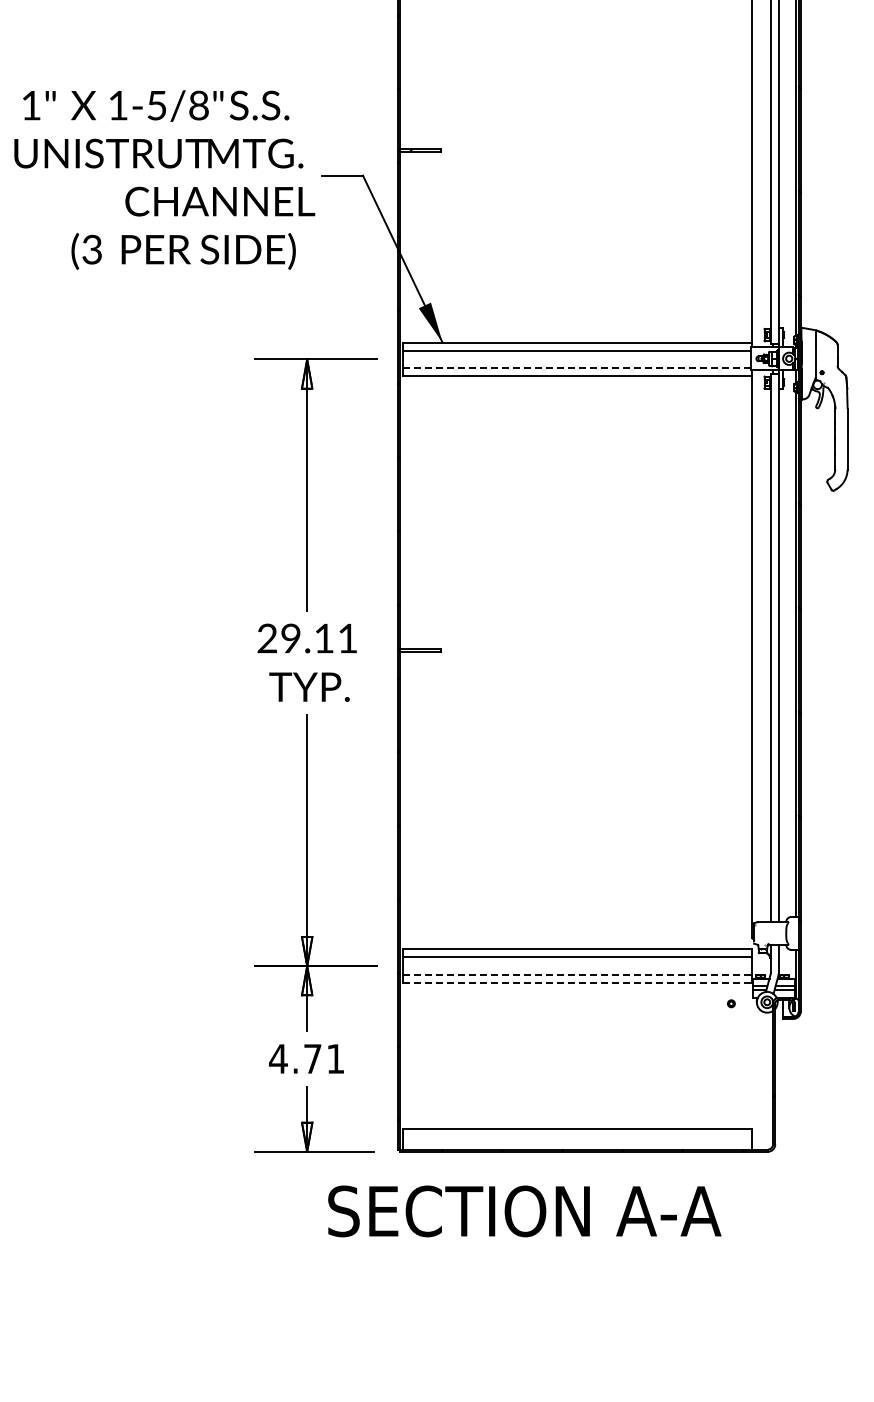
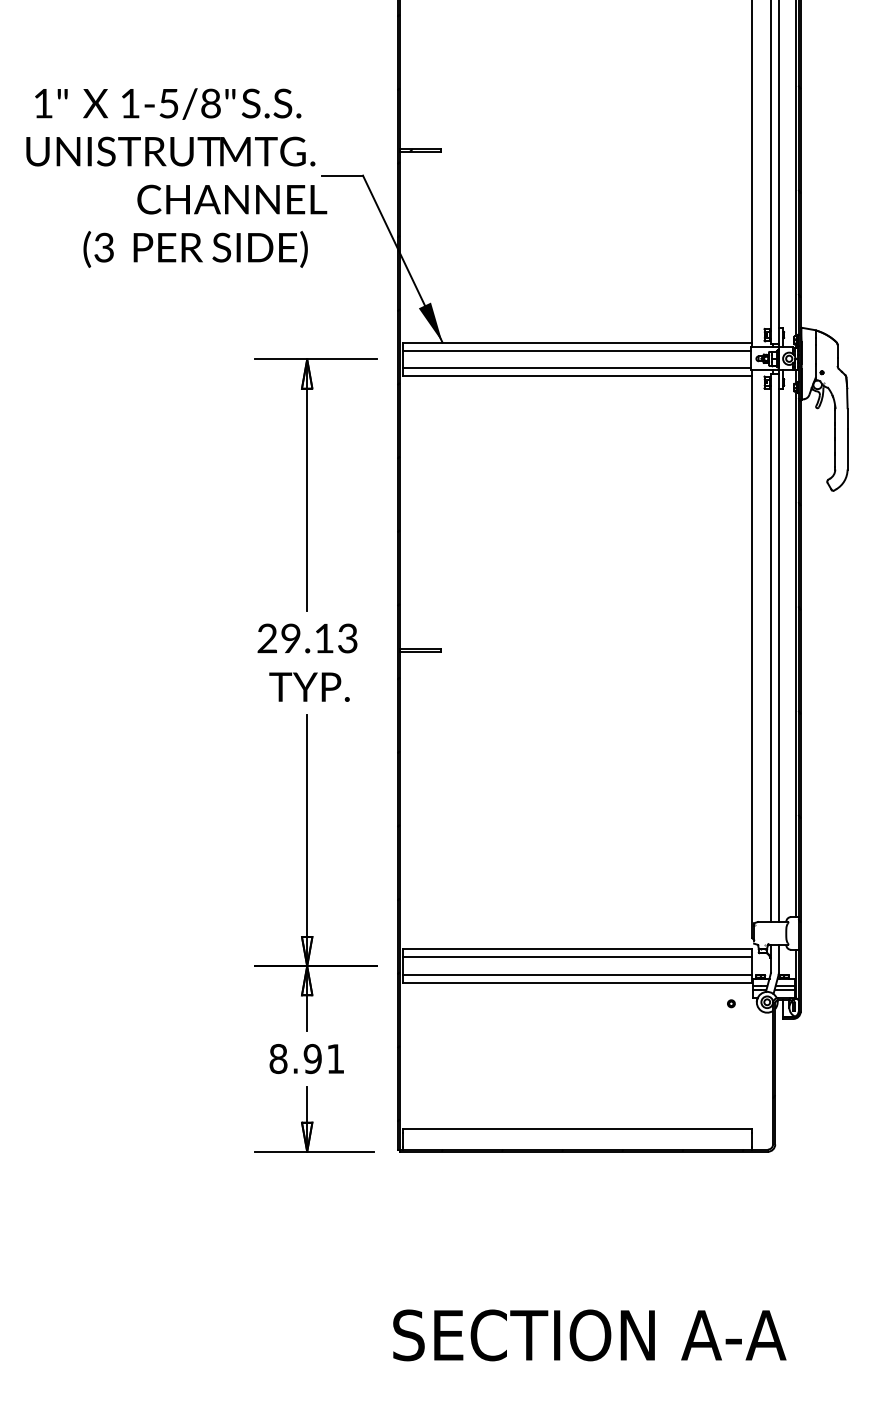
text position: (164, 179) -> (176, 177) (176, 177)
line: dashed -> solid (576, 368)
text: 29.11 -> 29.13 (347, 638)
line: dashed -> solid (578, 975)
line: dashed -> solid (578, 983)
text: 4.71 -> 8.91 (295, 1058)
text position: (524, 1211) -> (589, 1335) (589, 1335)
